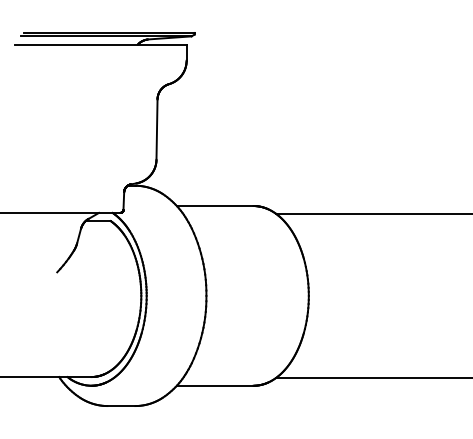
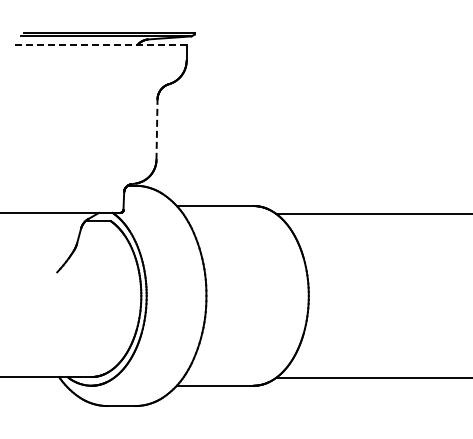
line: solid -> dashed (100, 44)
line: solid -> dashed (157, 129)
